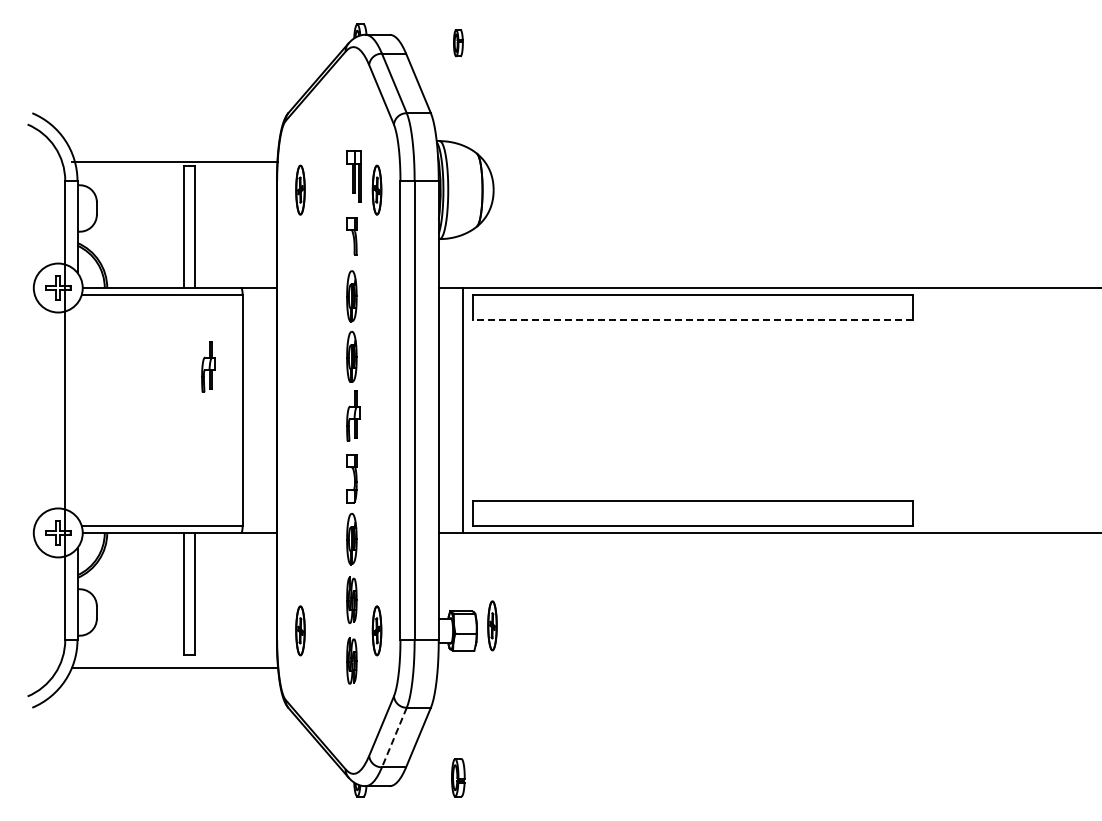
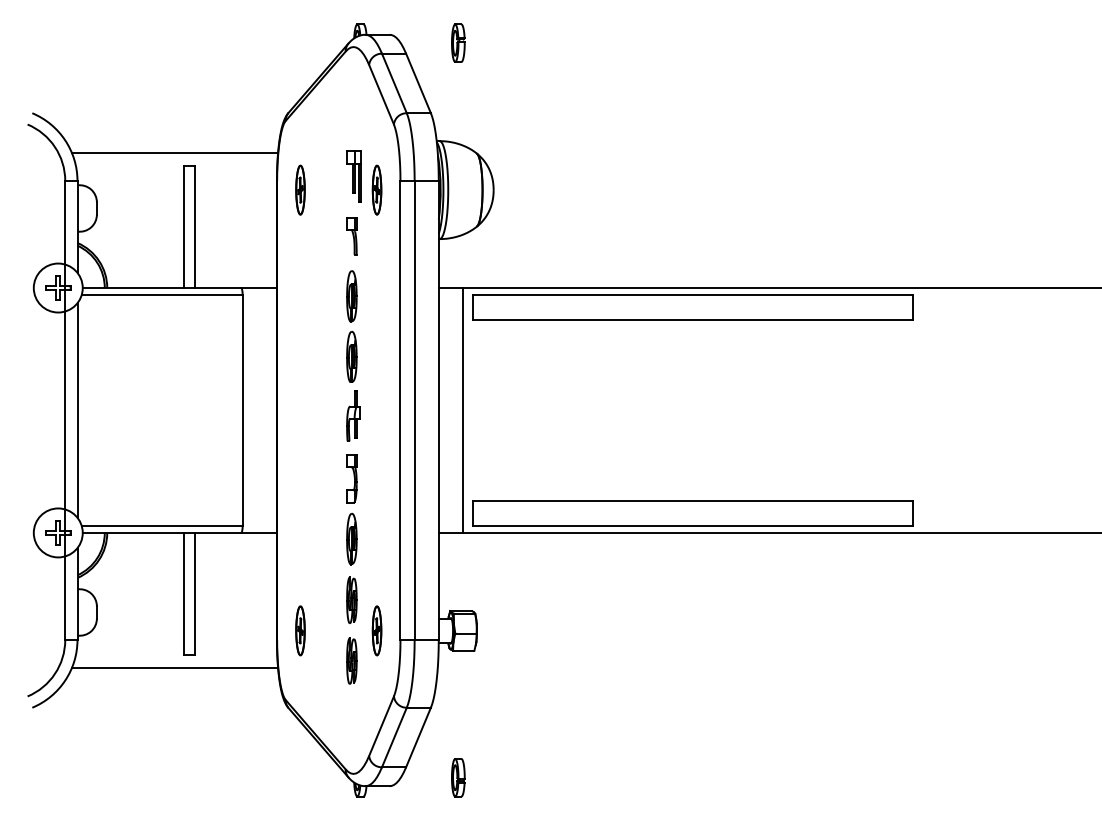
part size: 11x29 px -> 15x40 px (458, 42)
line position: (175, 162) -> (175, 153) (175, 153)
line: dashed -> solid (692, 319)
part: present -> none (208, 366)
line: none -> present (77, 410)
part: present -> none (492, 625)
line: dashed -> solid (394, 738)
